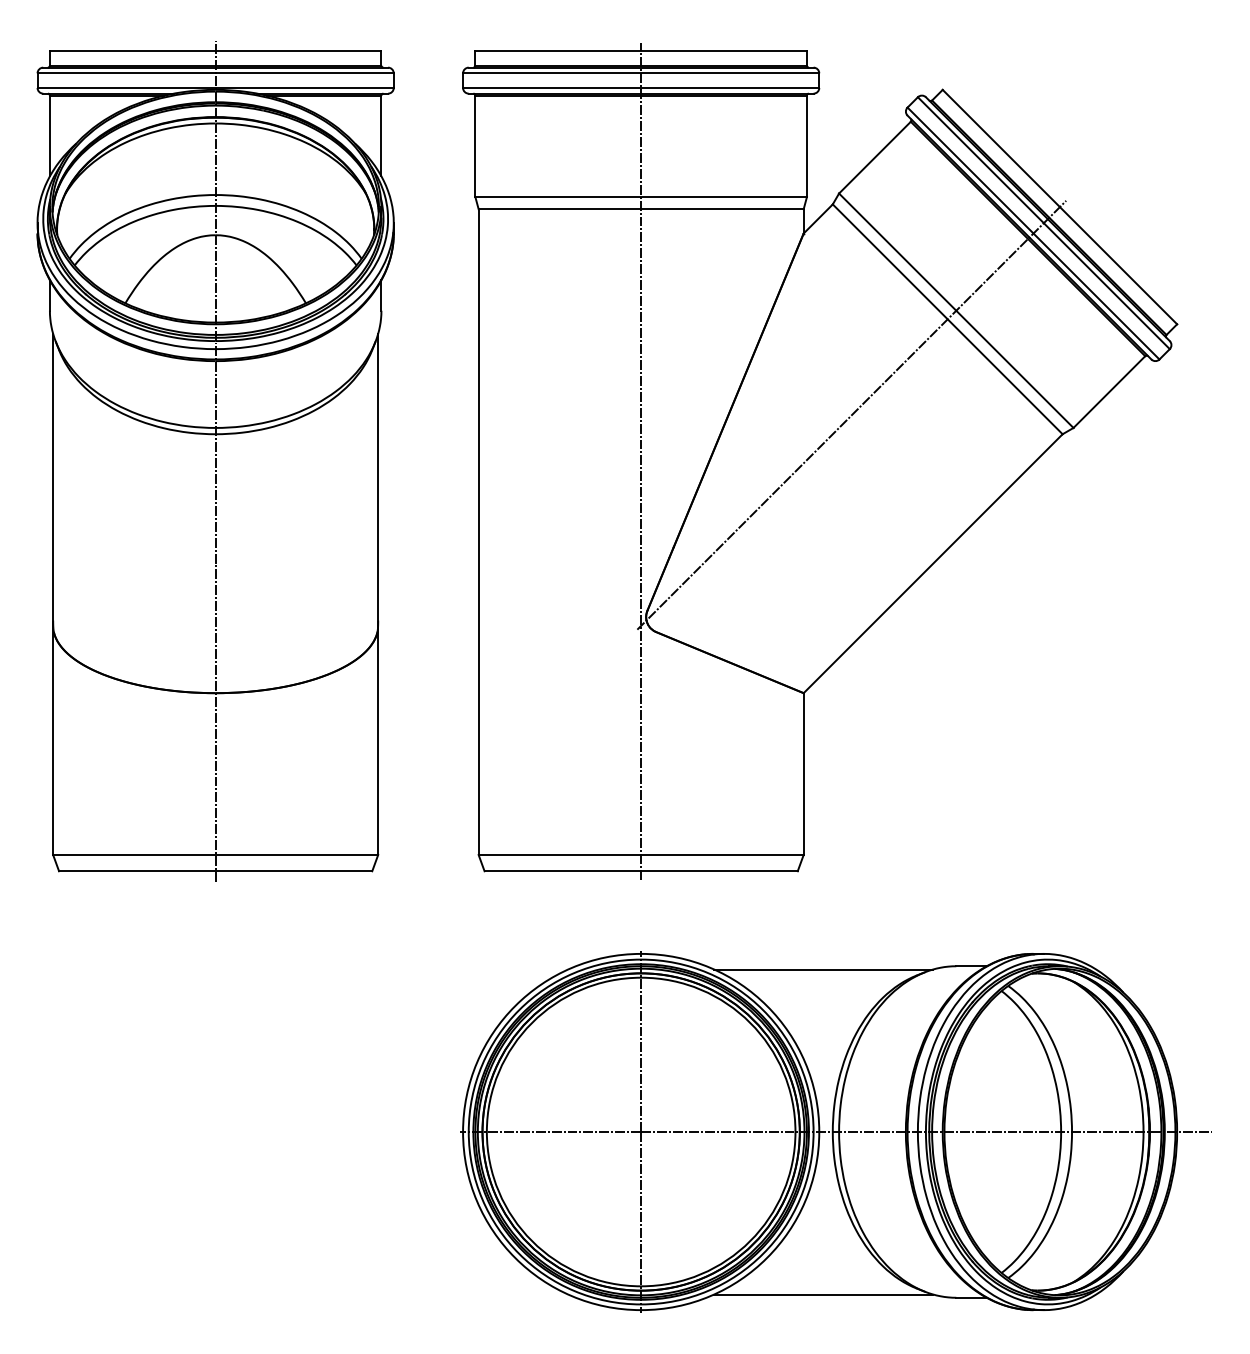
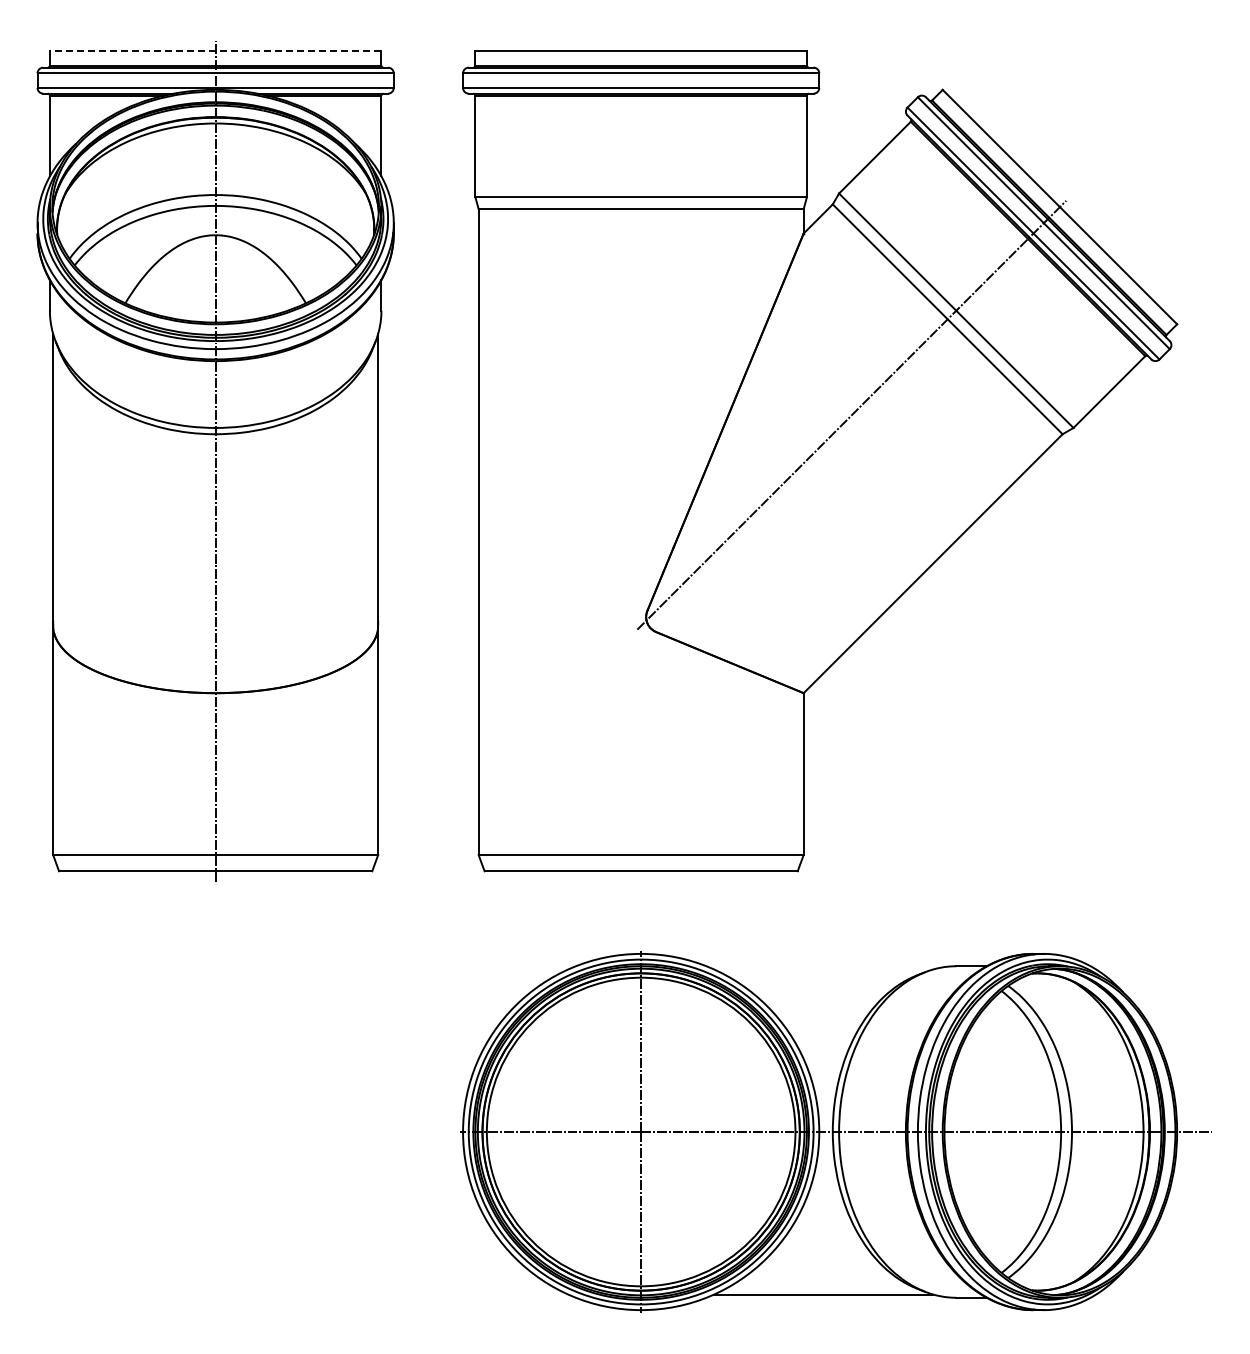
line: solid -> dashed (215, 50)
line: present -> none (641, 461)
line: present -> none (823, 969)
